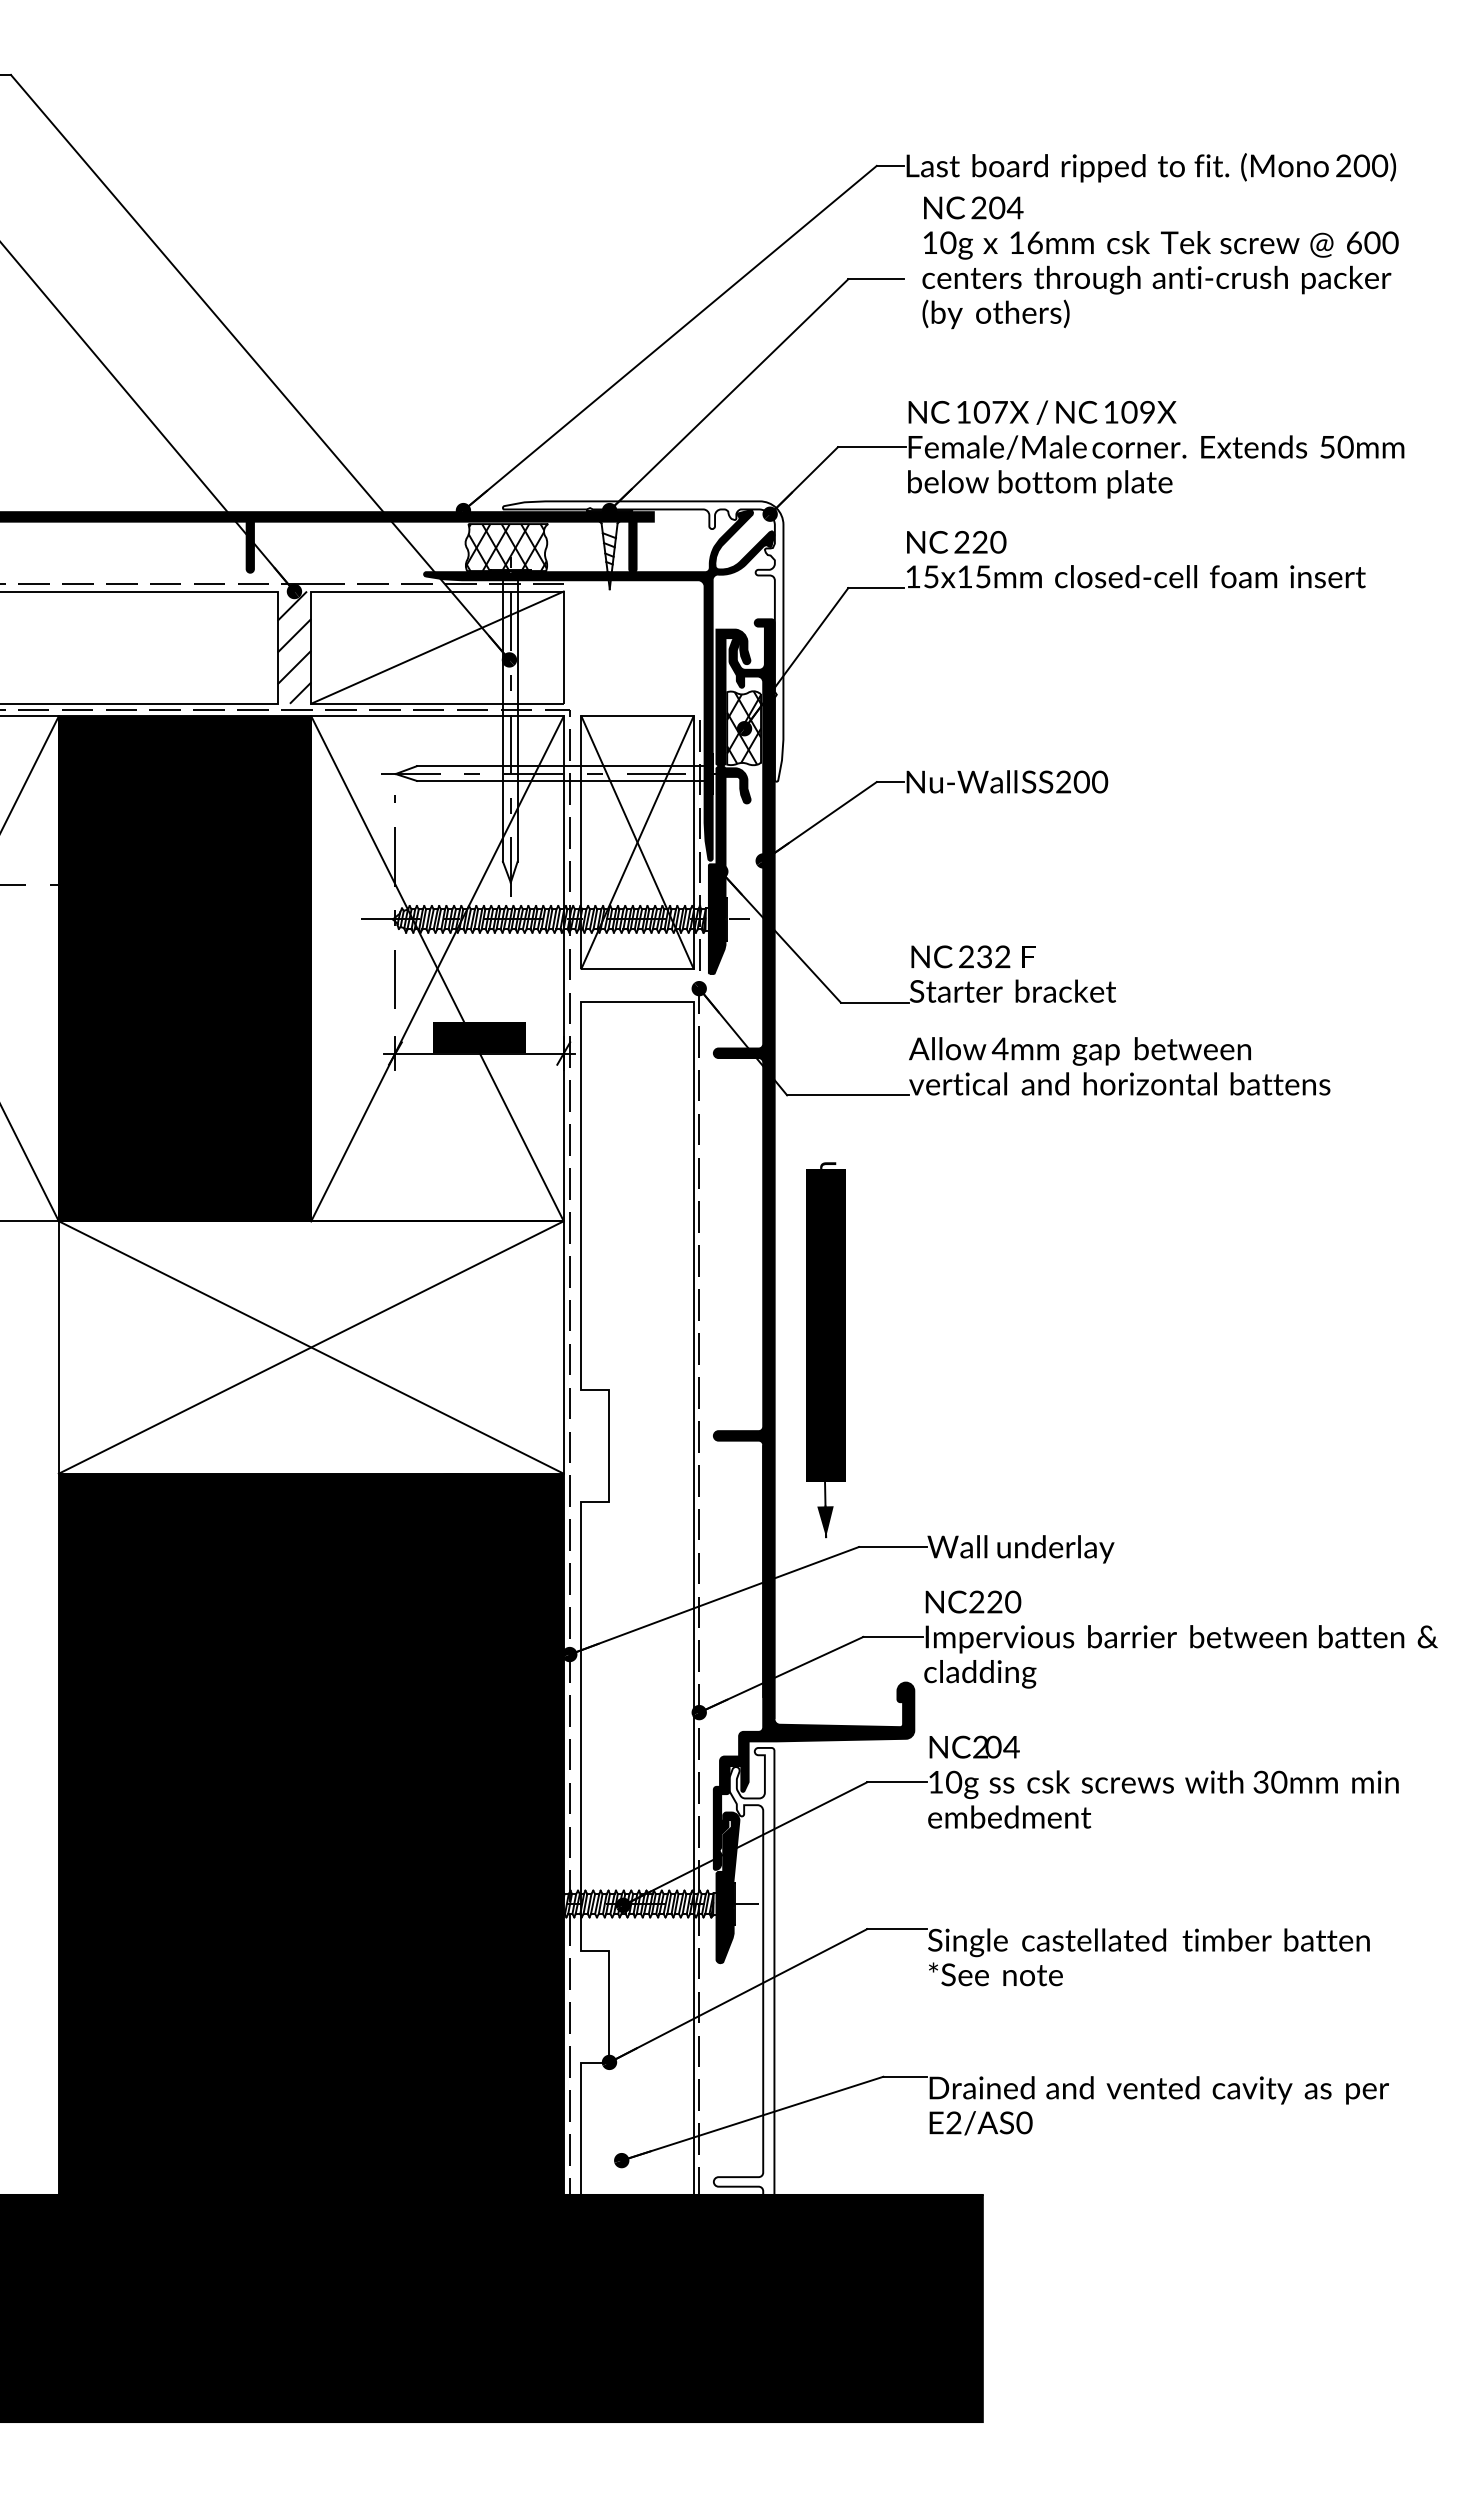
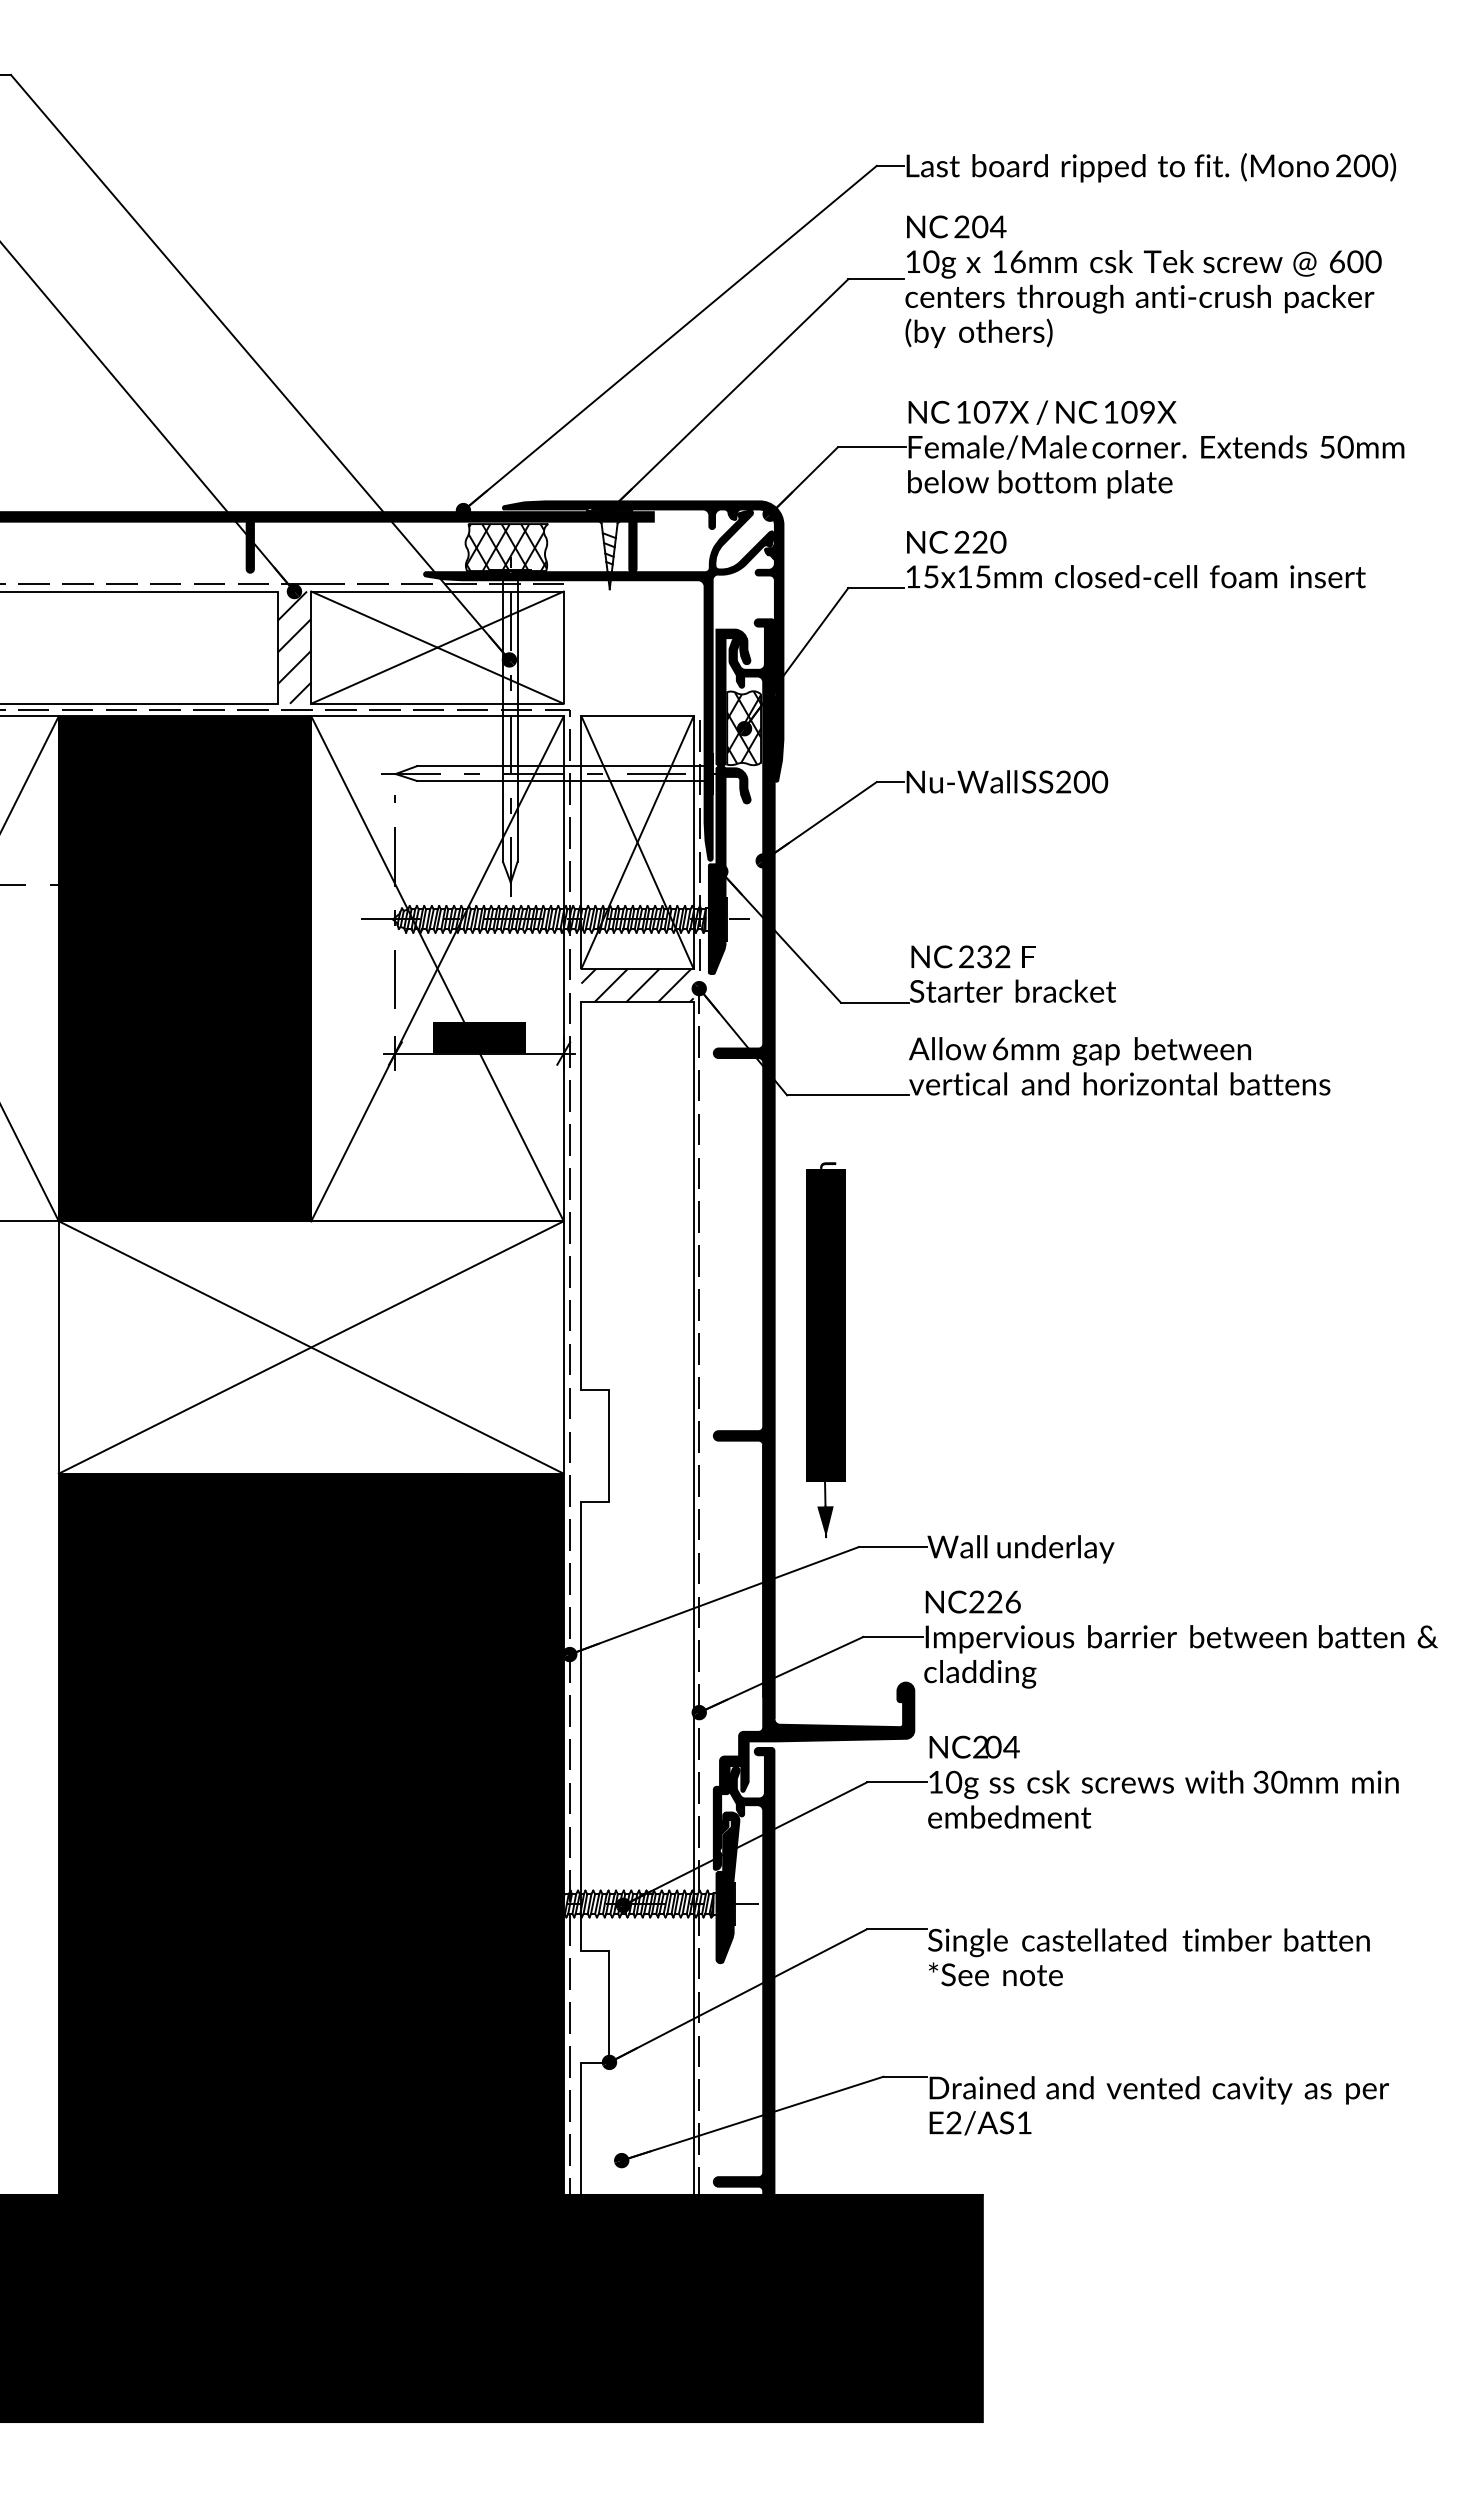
text position: (1160, 262) -> (1143, 281) (1143, 281)
fill: none -> present (642, 641)
line: none -> present (437, 647)
hatch: none -> present (637, 985)
text: 4mm -> 6mm (999, 1049)
text: NC220 -> NC226 (1013, 1601)
fill: none -> present (743, 2023)
text: E2/AS0 -> E2/AS1 (1024, 2122)
